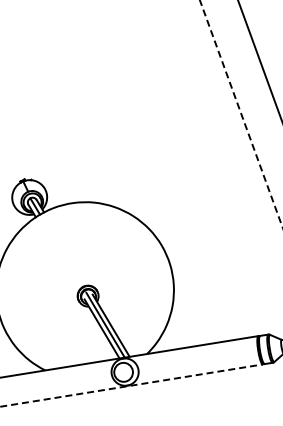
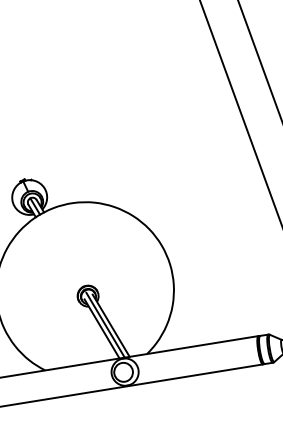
line: dashed -> solid (241, 114)
line: dashed -> solid (131, 385)
